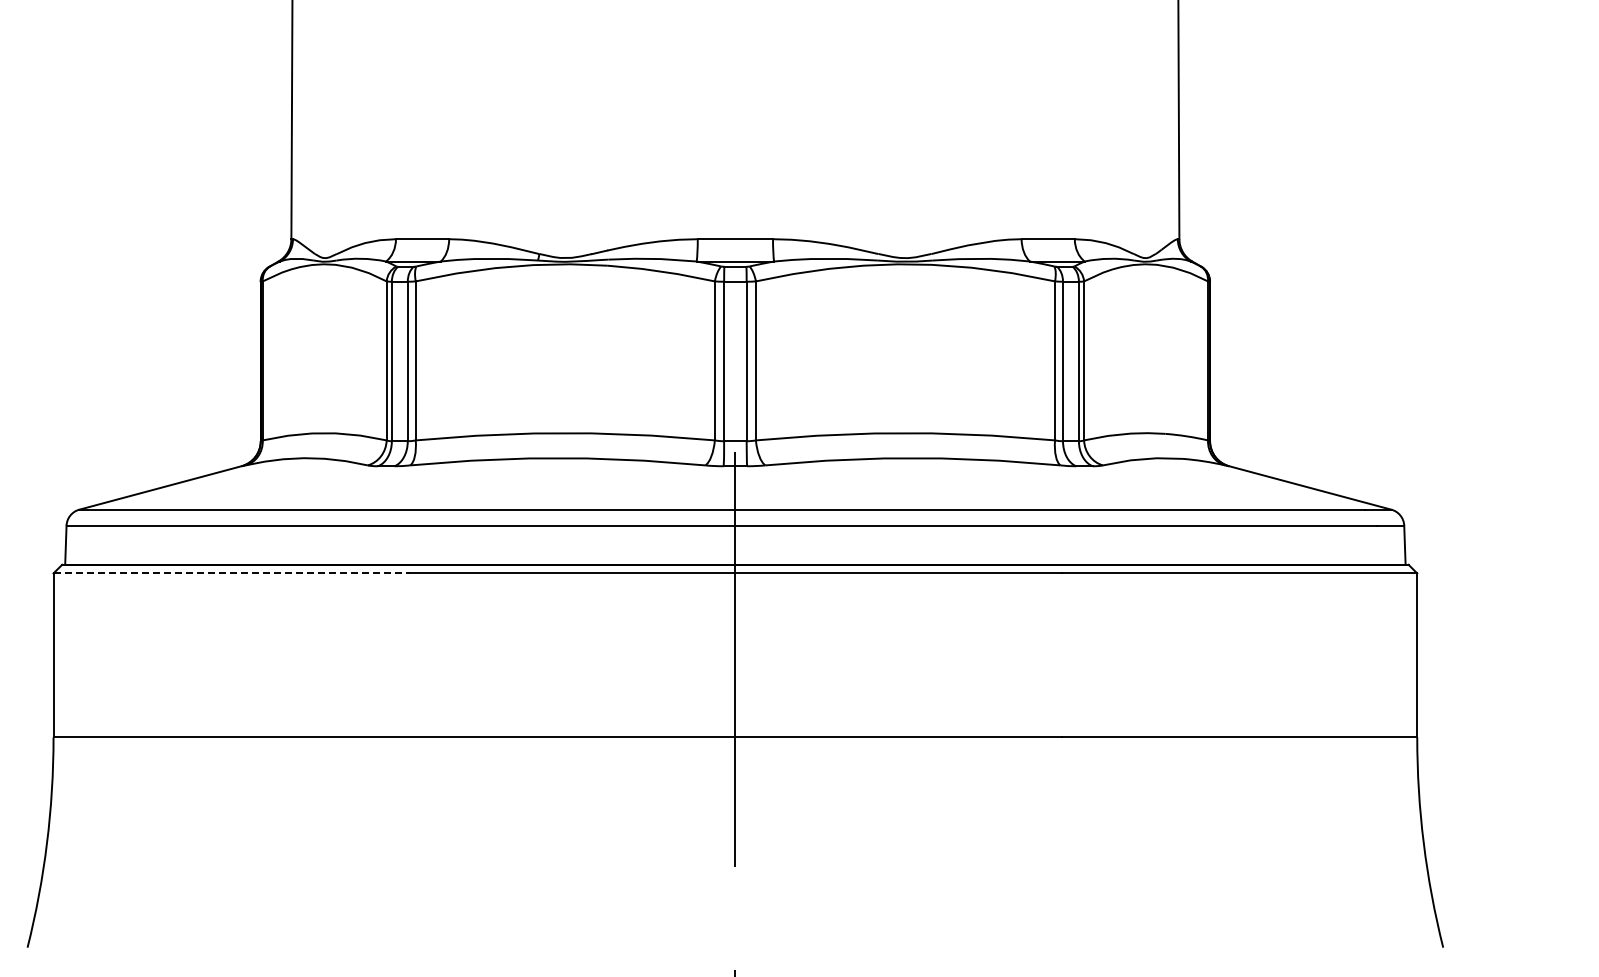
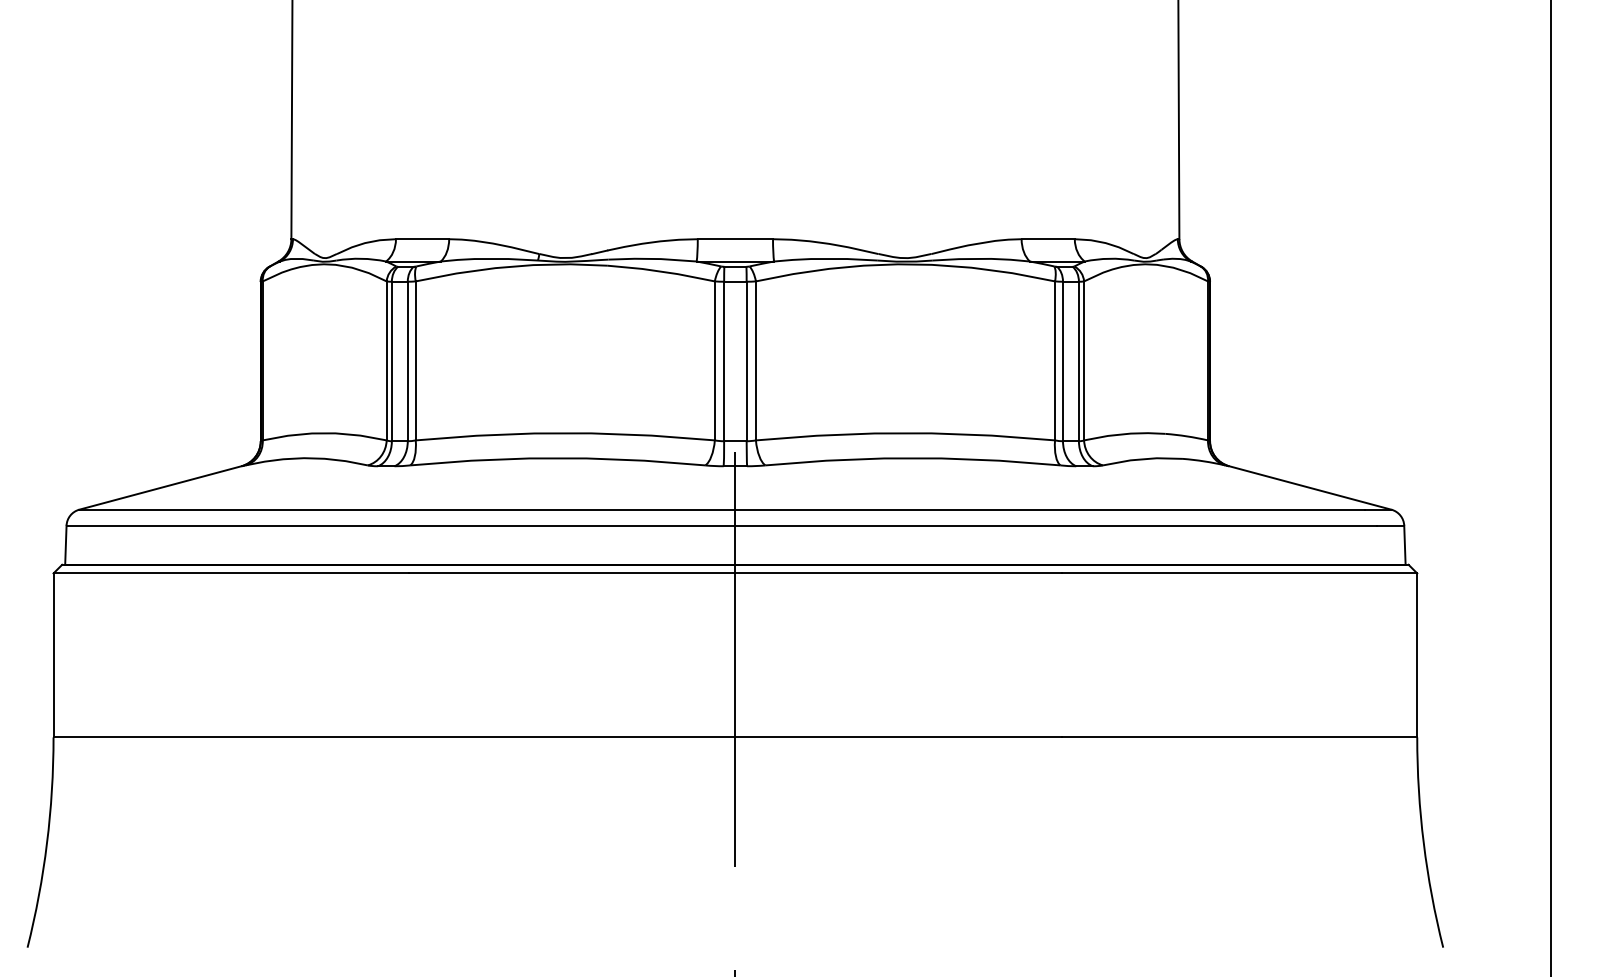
line: none -> present (1551, 487)
line: dashed -> solid (231, 573)
